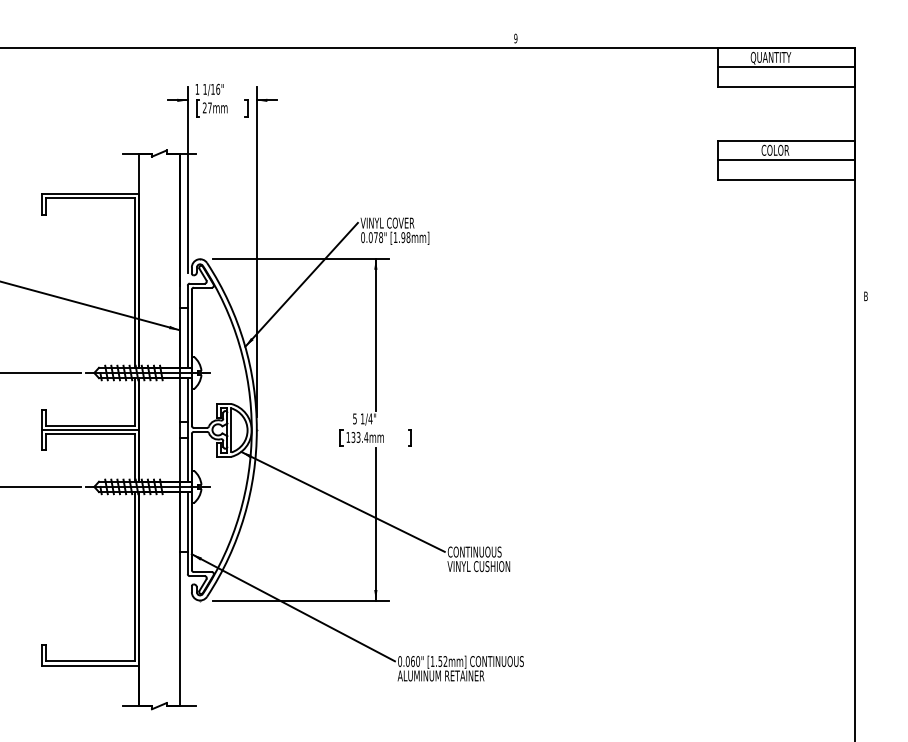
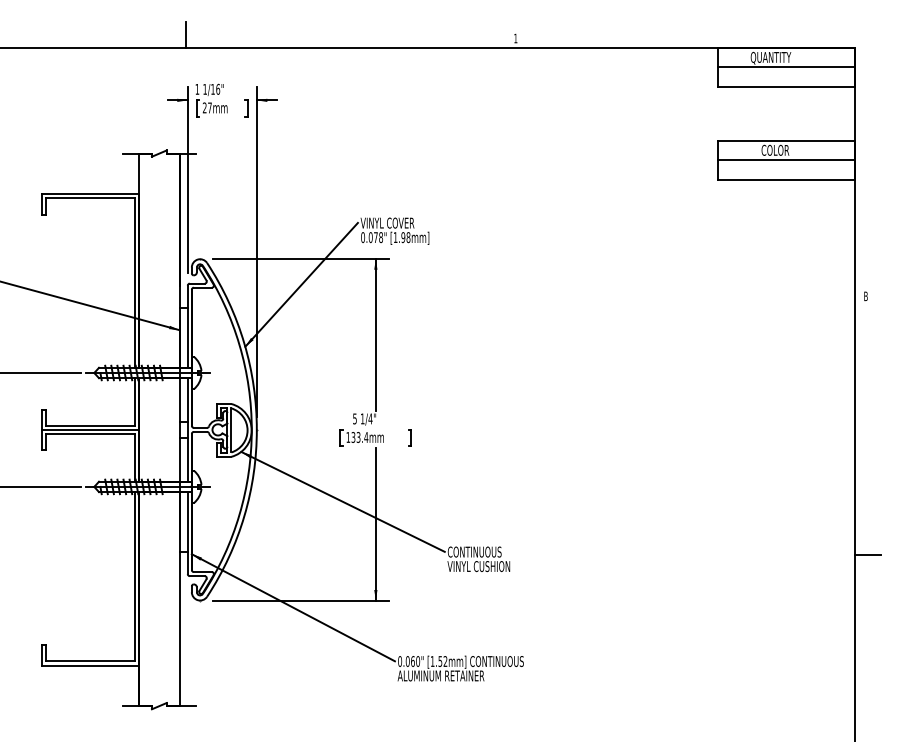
line: none -> present (185, 34)
text: 9 -> 1 (515, 38)
line: none -> present (867, 554)
